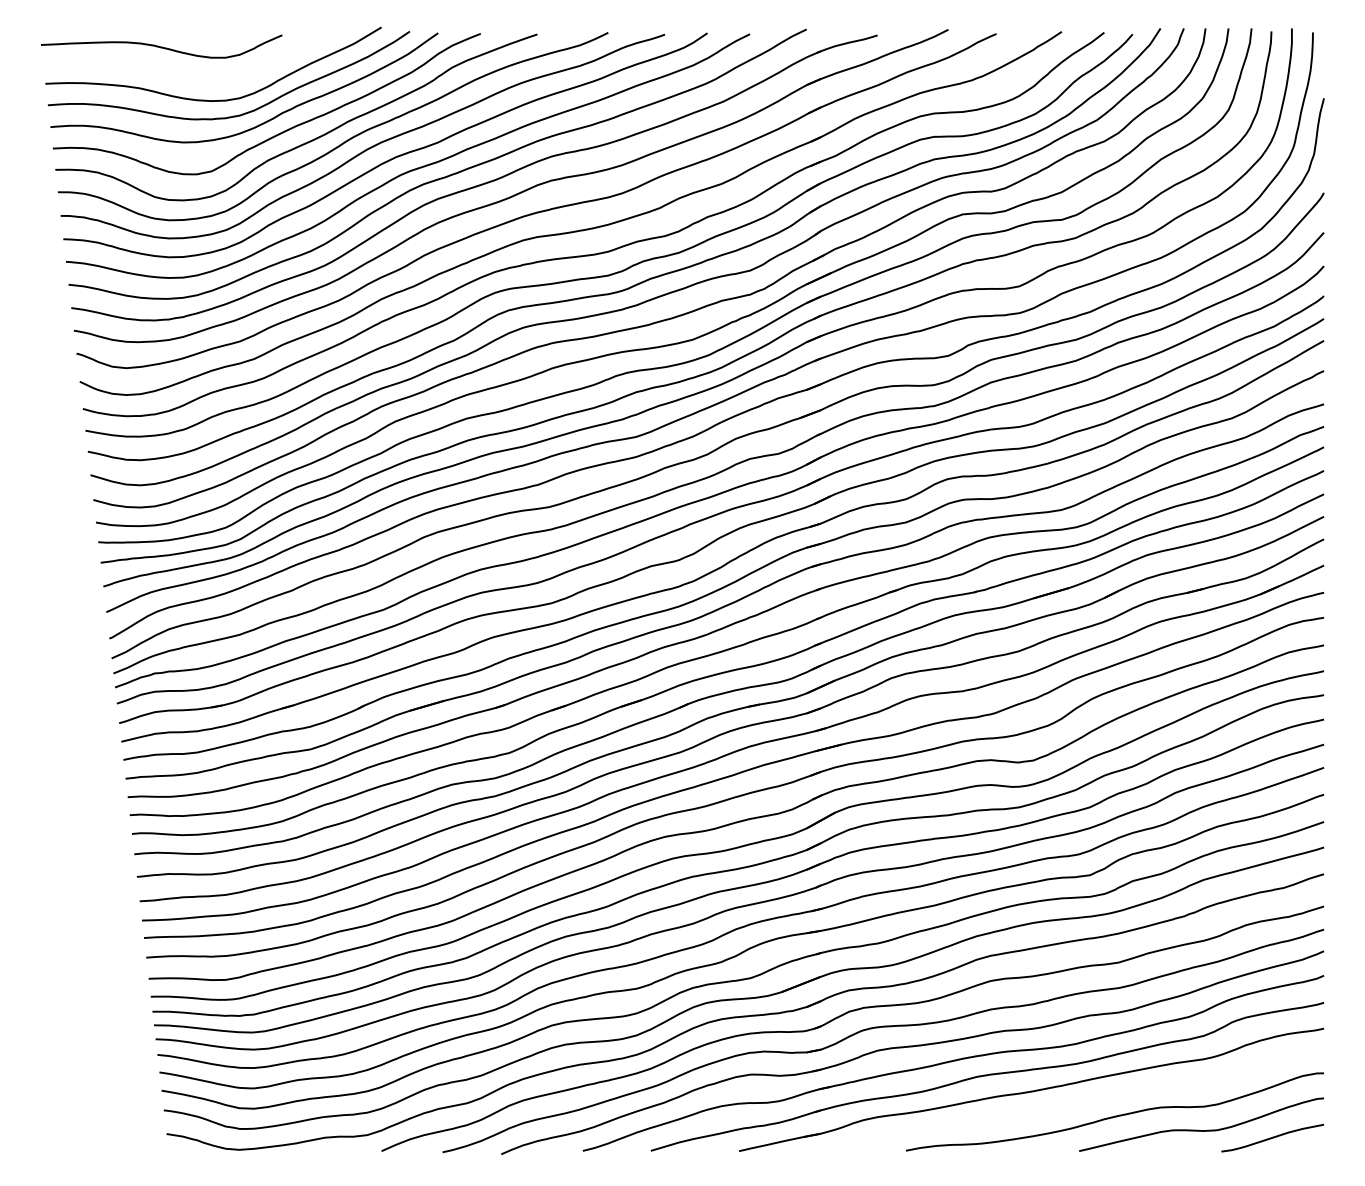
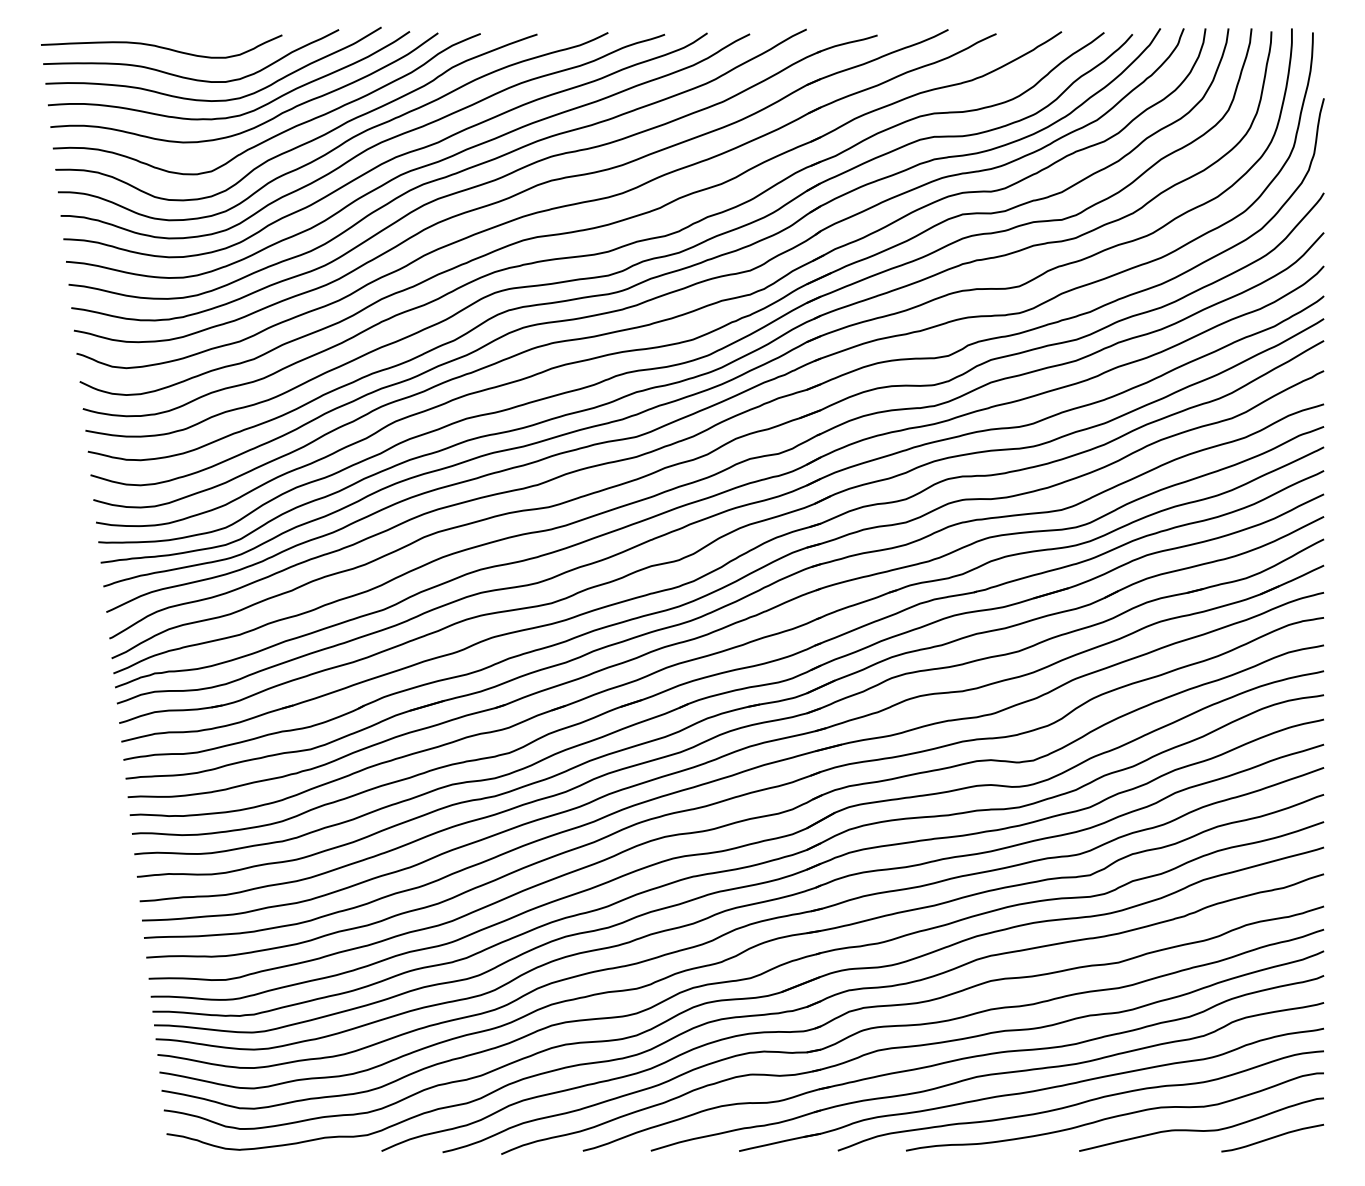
curve: none -> present (189, 77)
curve: none -> present (1080, 1102)
